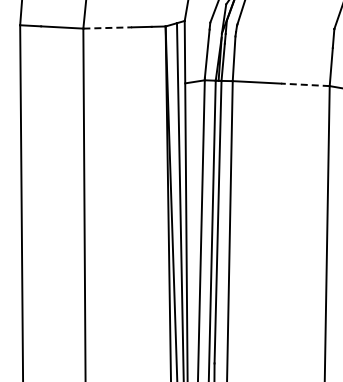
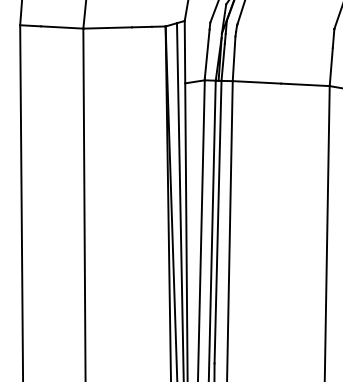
line: dashed -> solid (108, 27)
line: dashed -> solid (304, 84)
